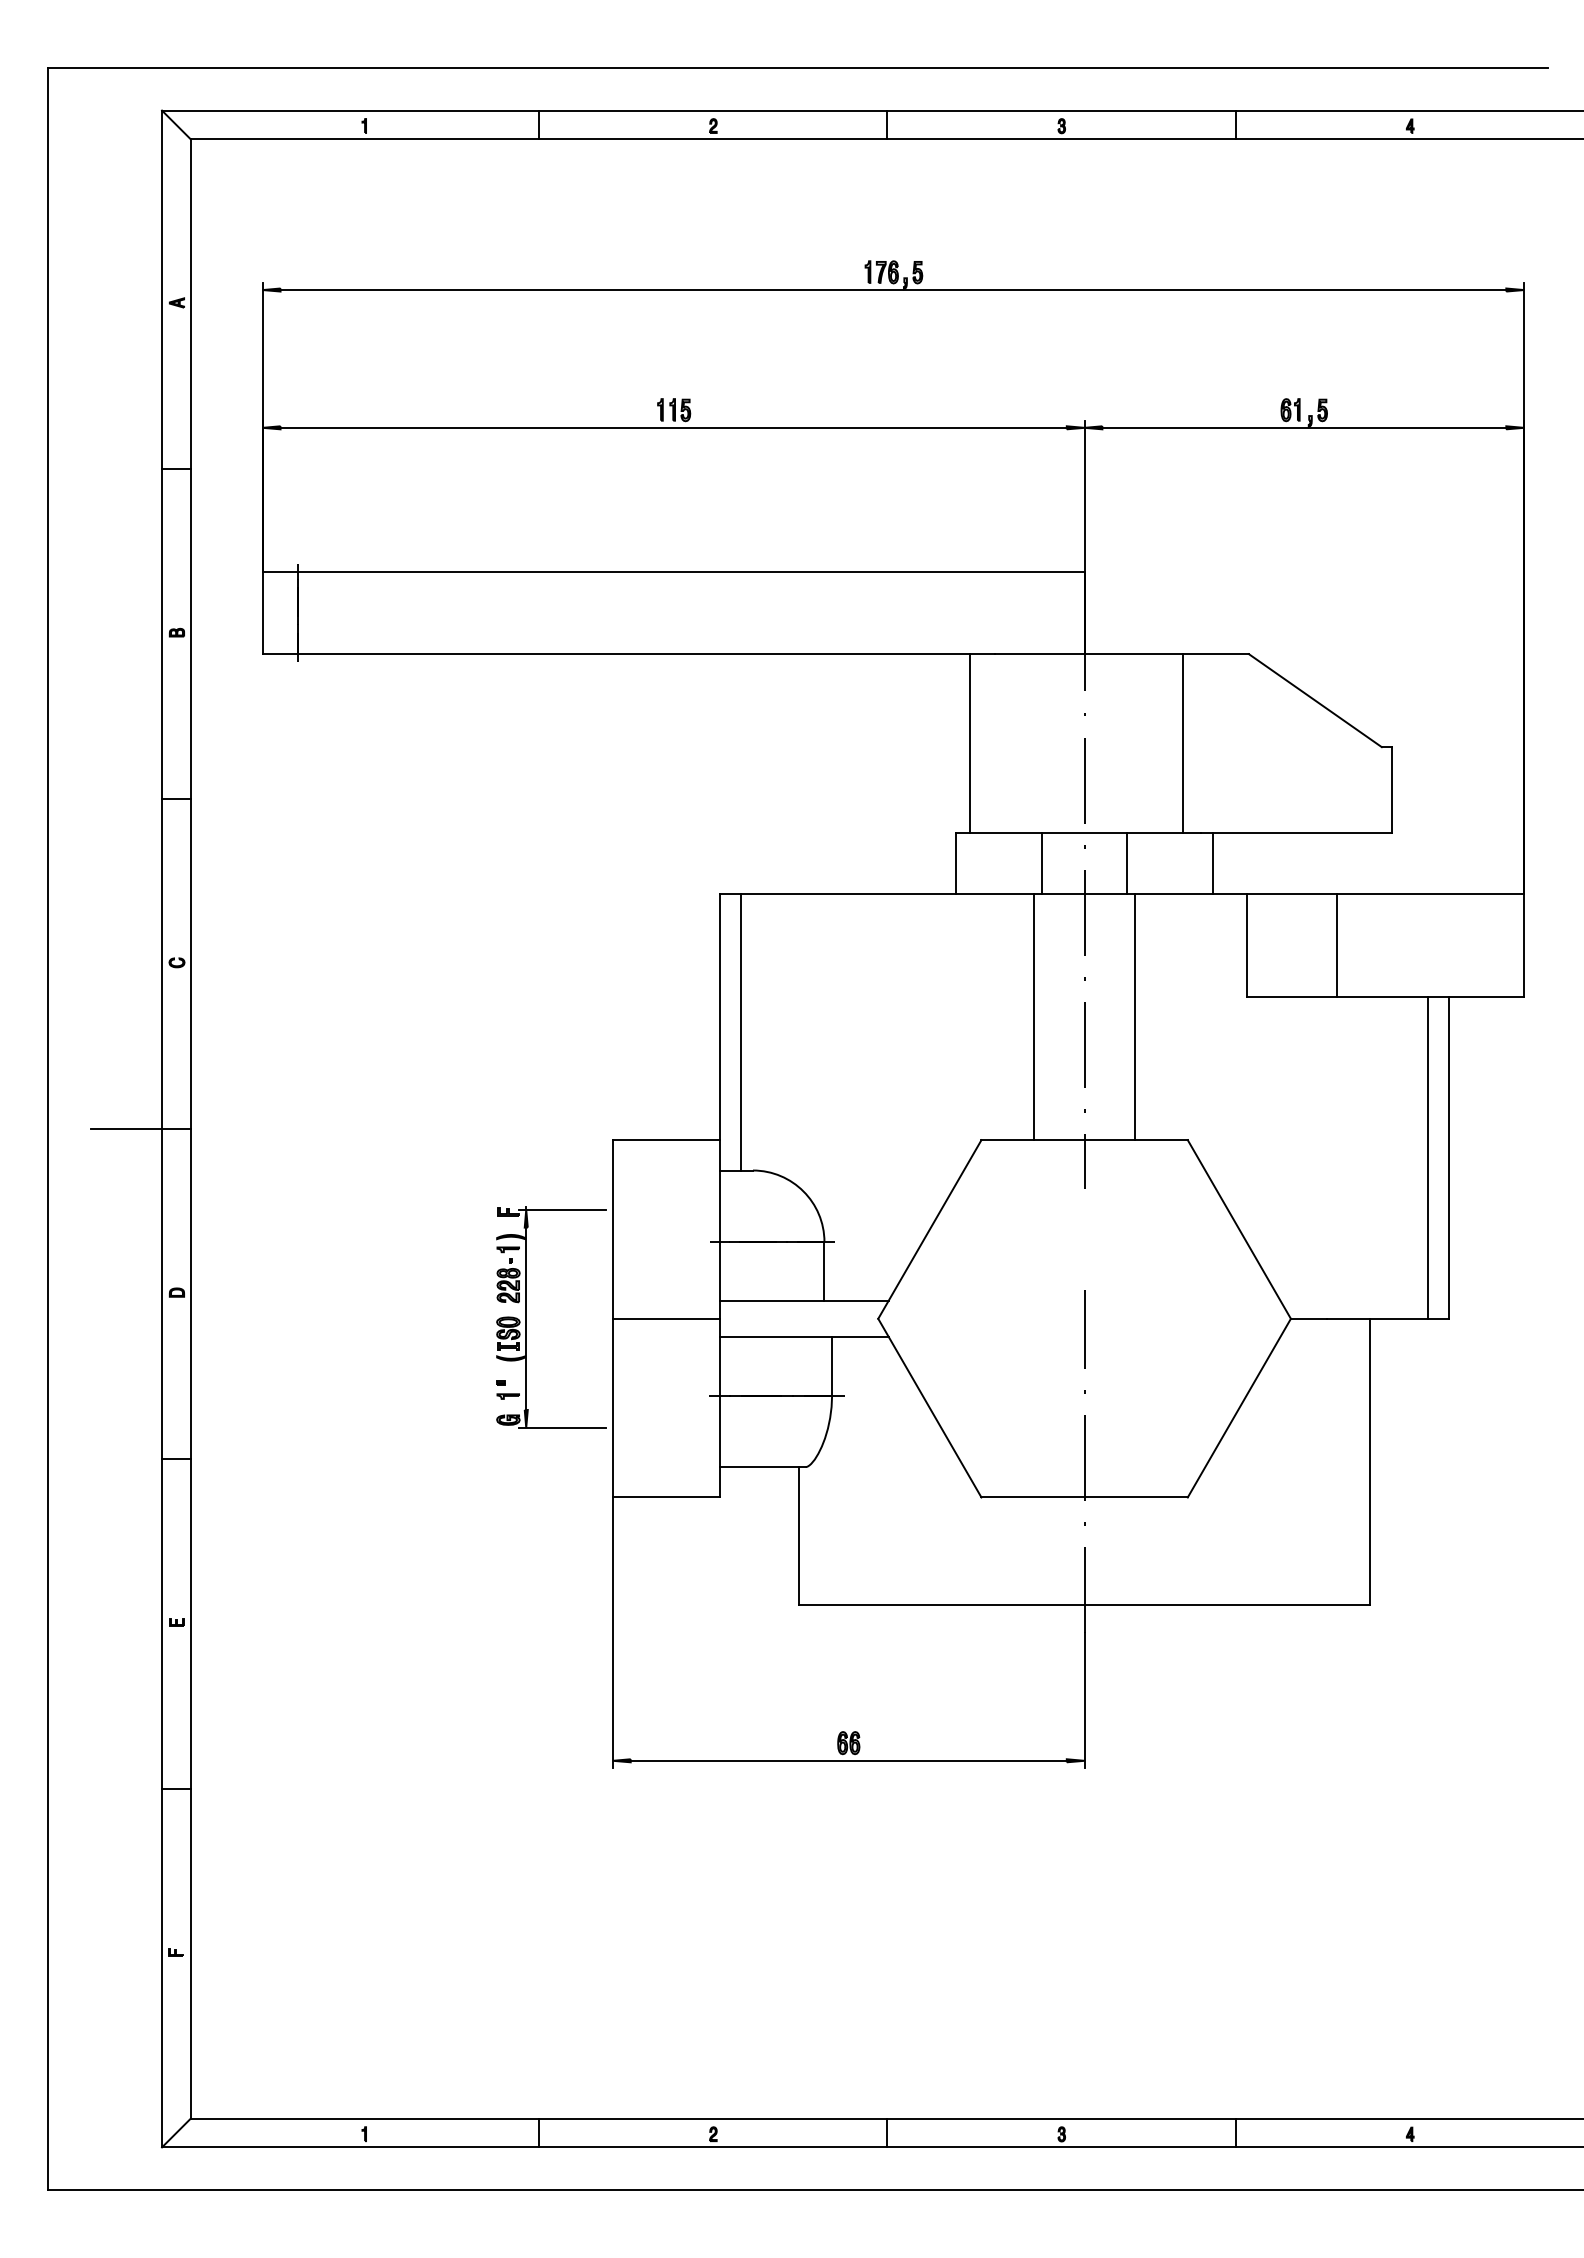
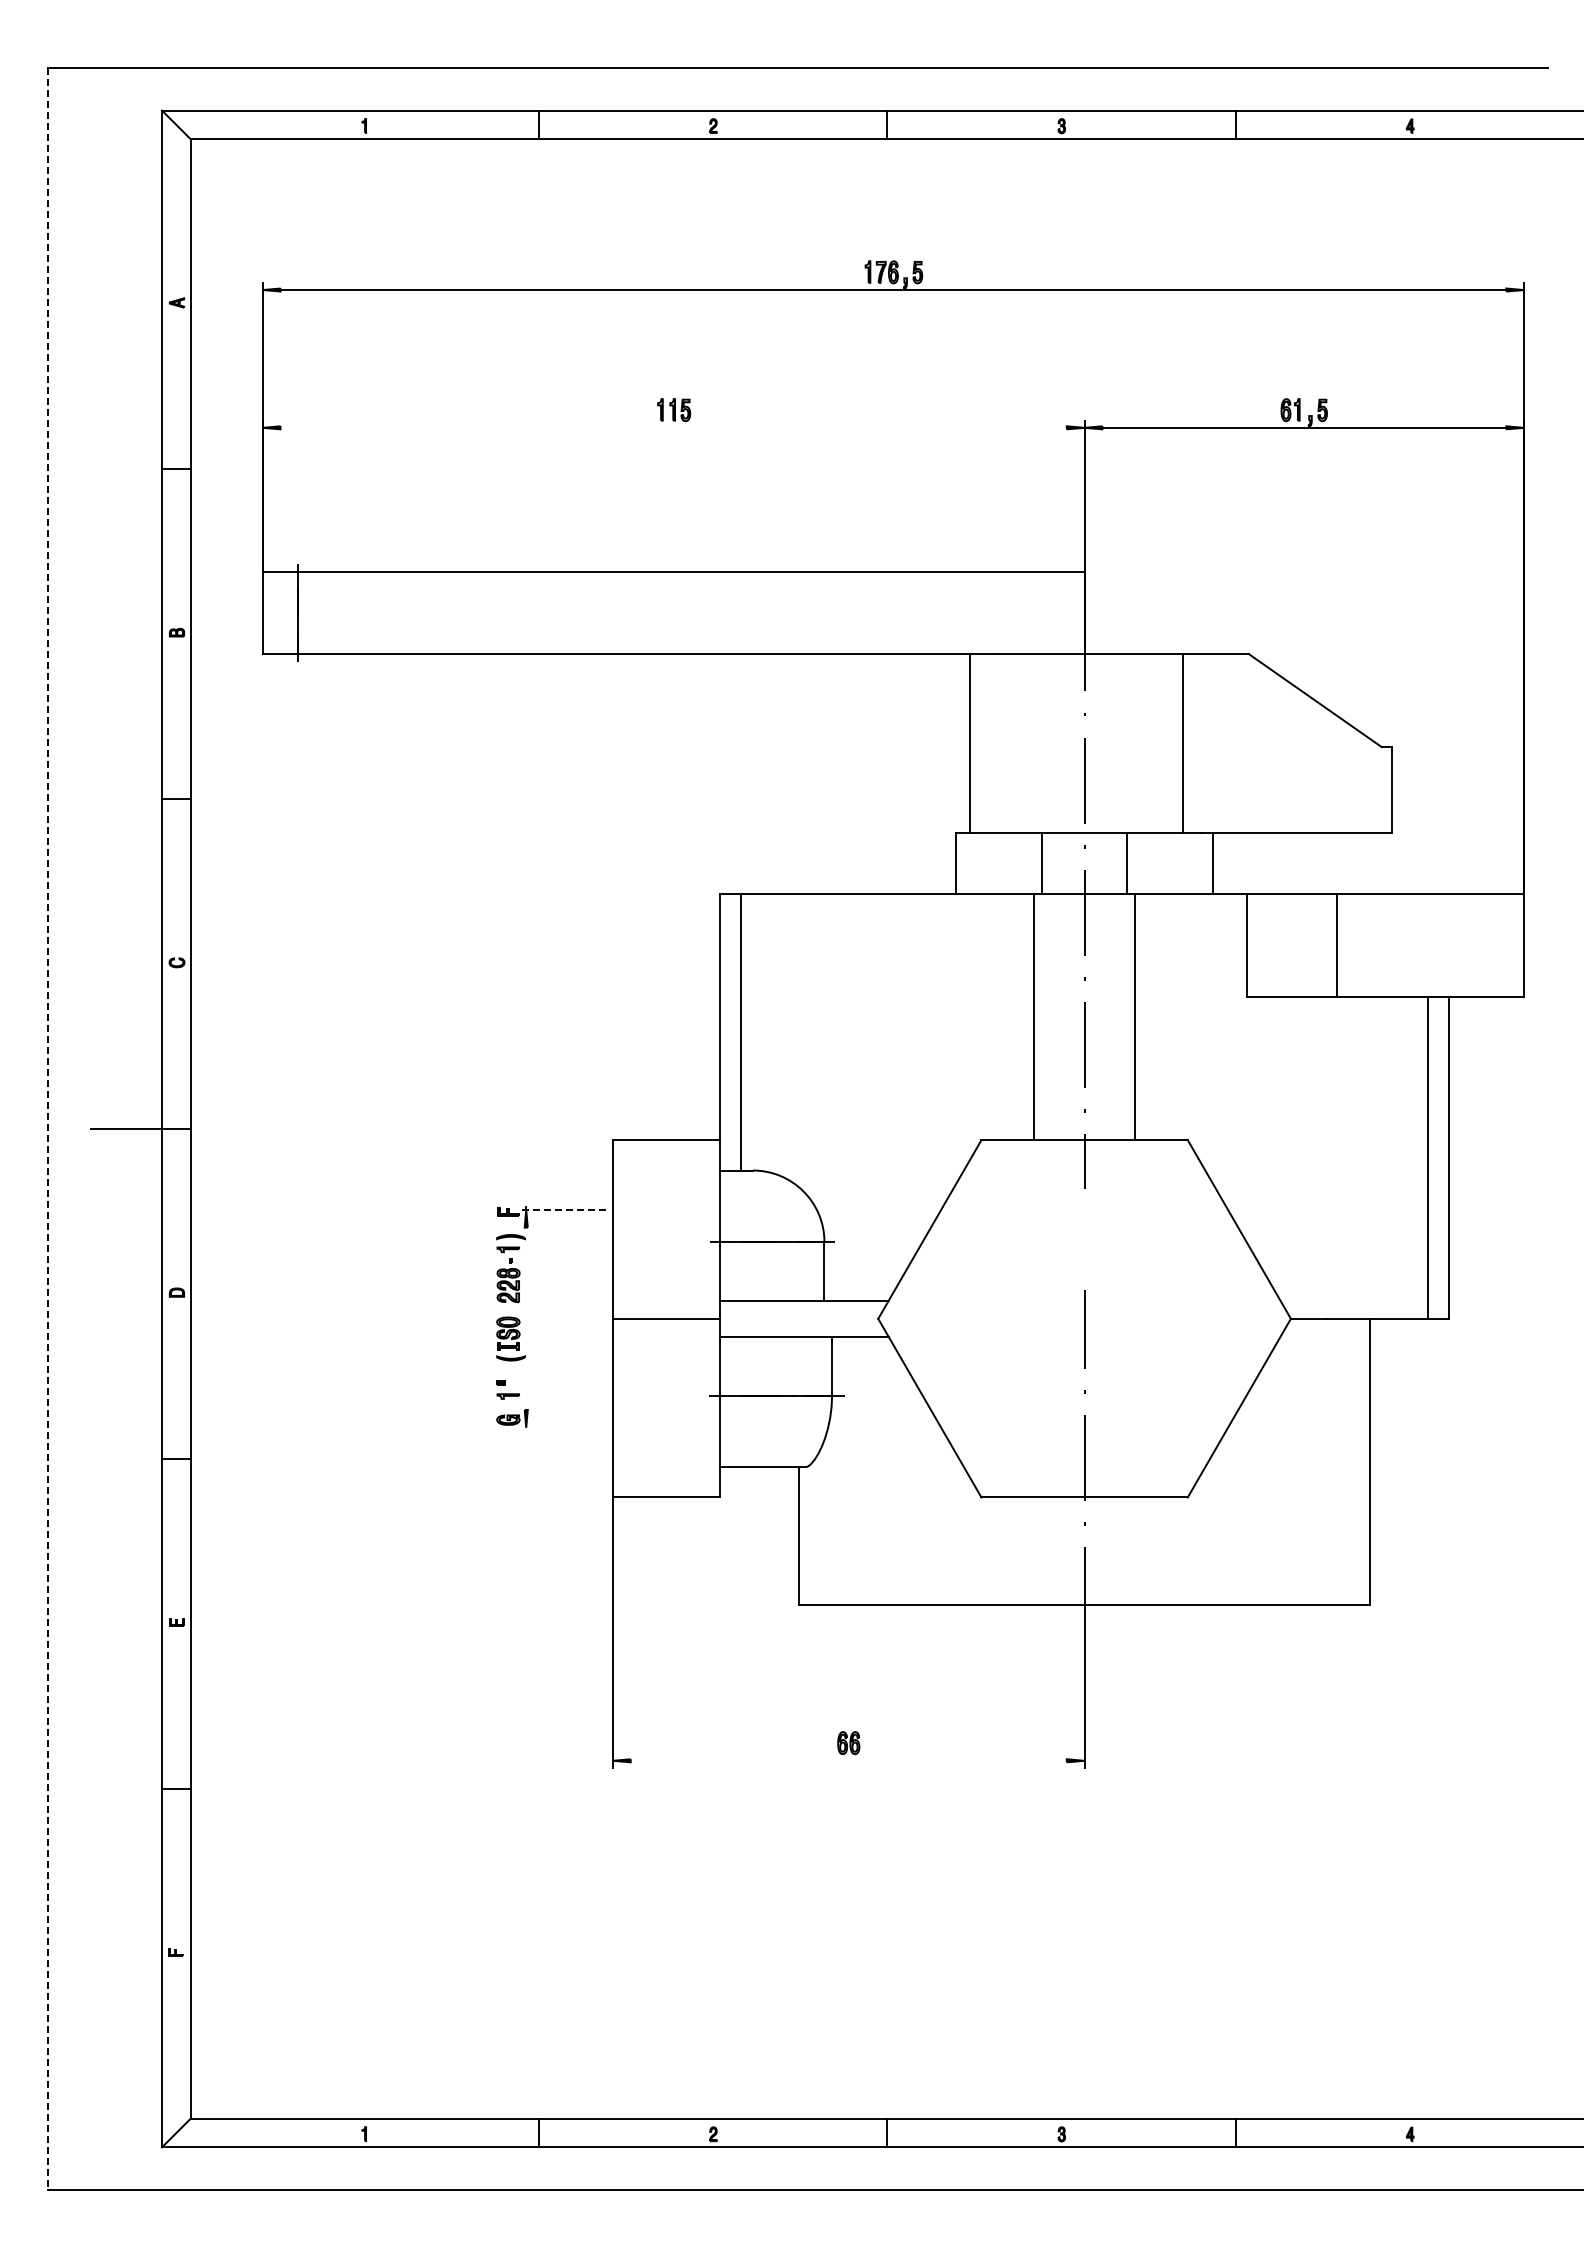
line: present -> none (673, 427)
line: solid -> dashed (47, 1129)
line: solid -> dashed (562, 1209)
line: present -> none (526, 1318)
line: present -> none (562, 1427)
line: present -> none (848, 1760)
